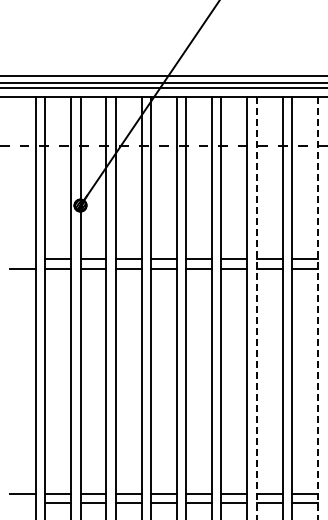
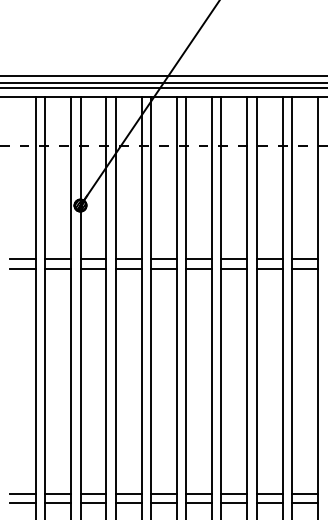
line: none -> present (22, 259)
line: dashed -> solid (256, 308)
line: dashed -> solid (317, 308)
line: none -> present (22, 503)
